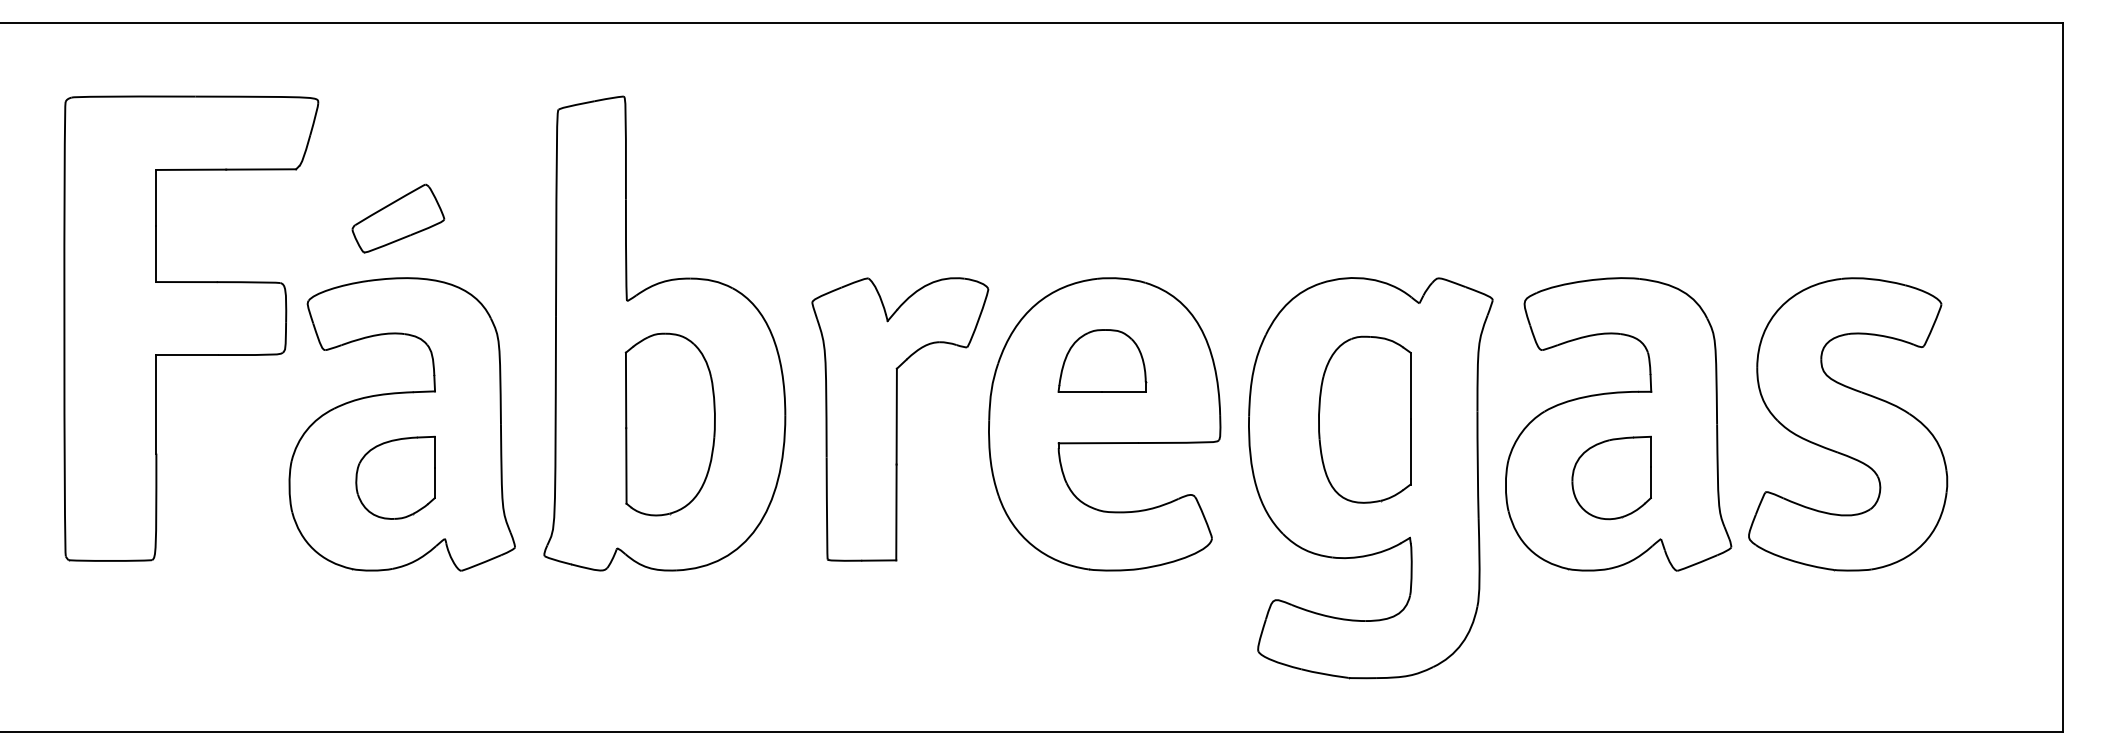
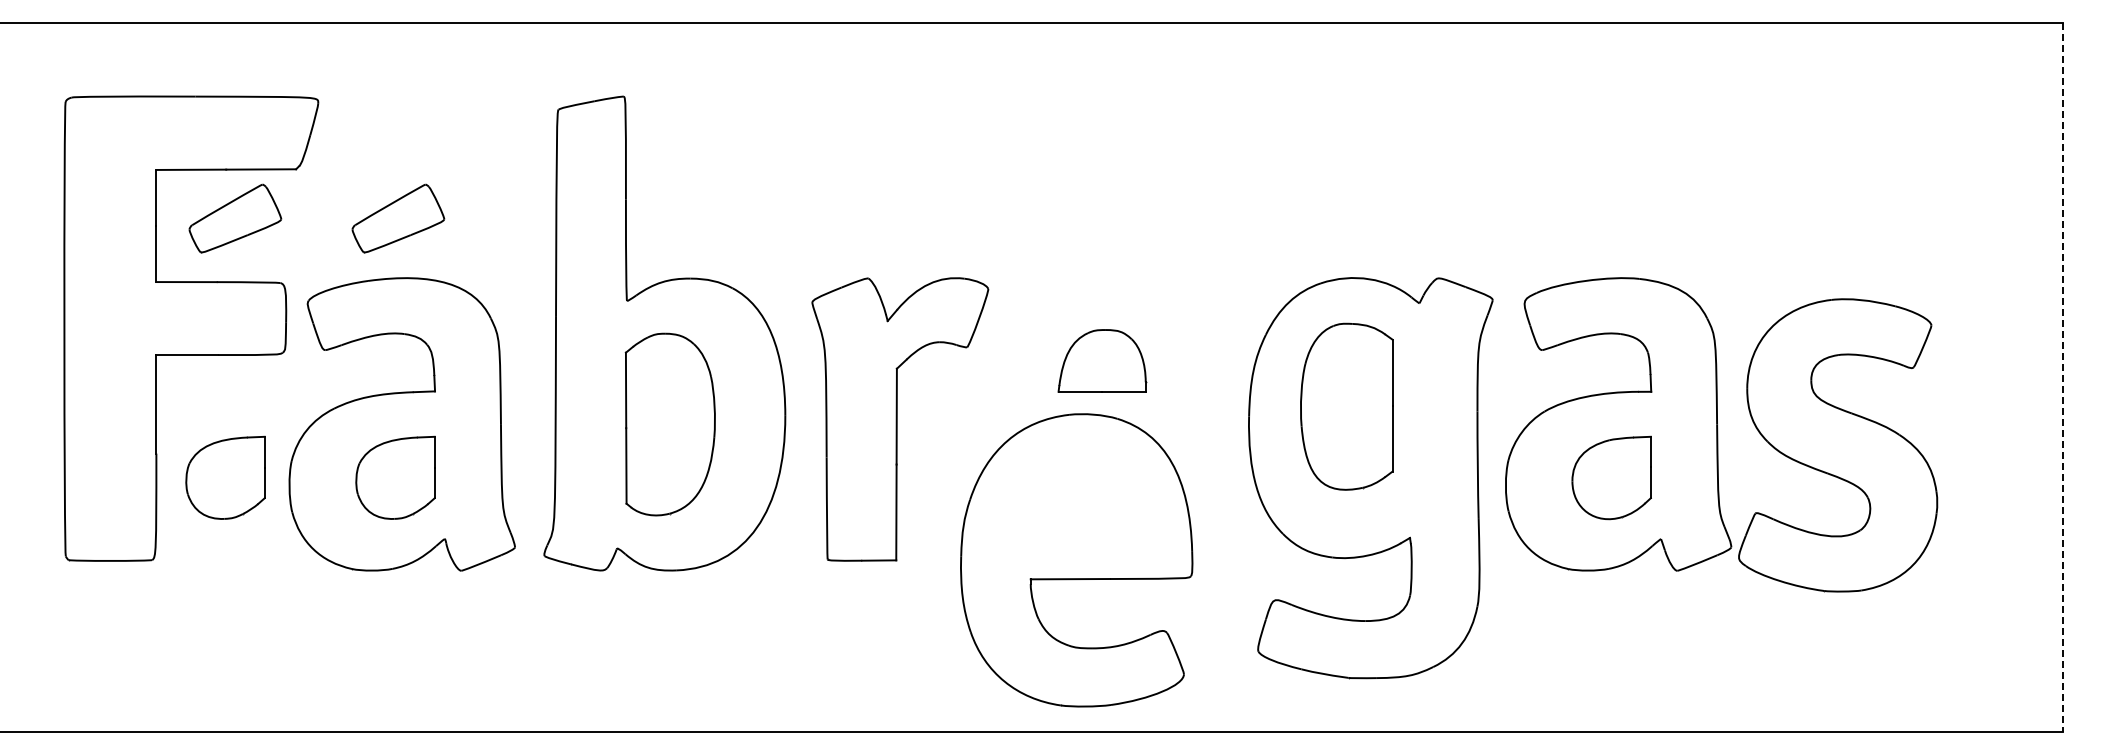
part: none -> present (235, 218)
line: solid -> dashed (2063, 377)
part position: (1364, 419) -> (1346, 406) (1346, 406)
part position: (1104, 424) -> (1076, 560) (1076, 560)
part position: (1848, 424) -> (1838, 445) (1838, 445)
part: none -> present (225, 477)
